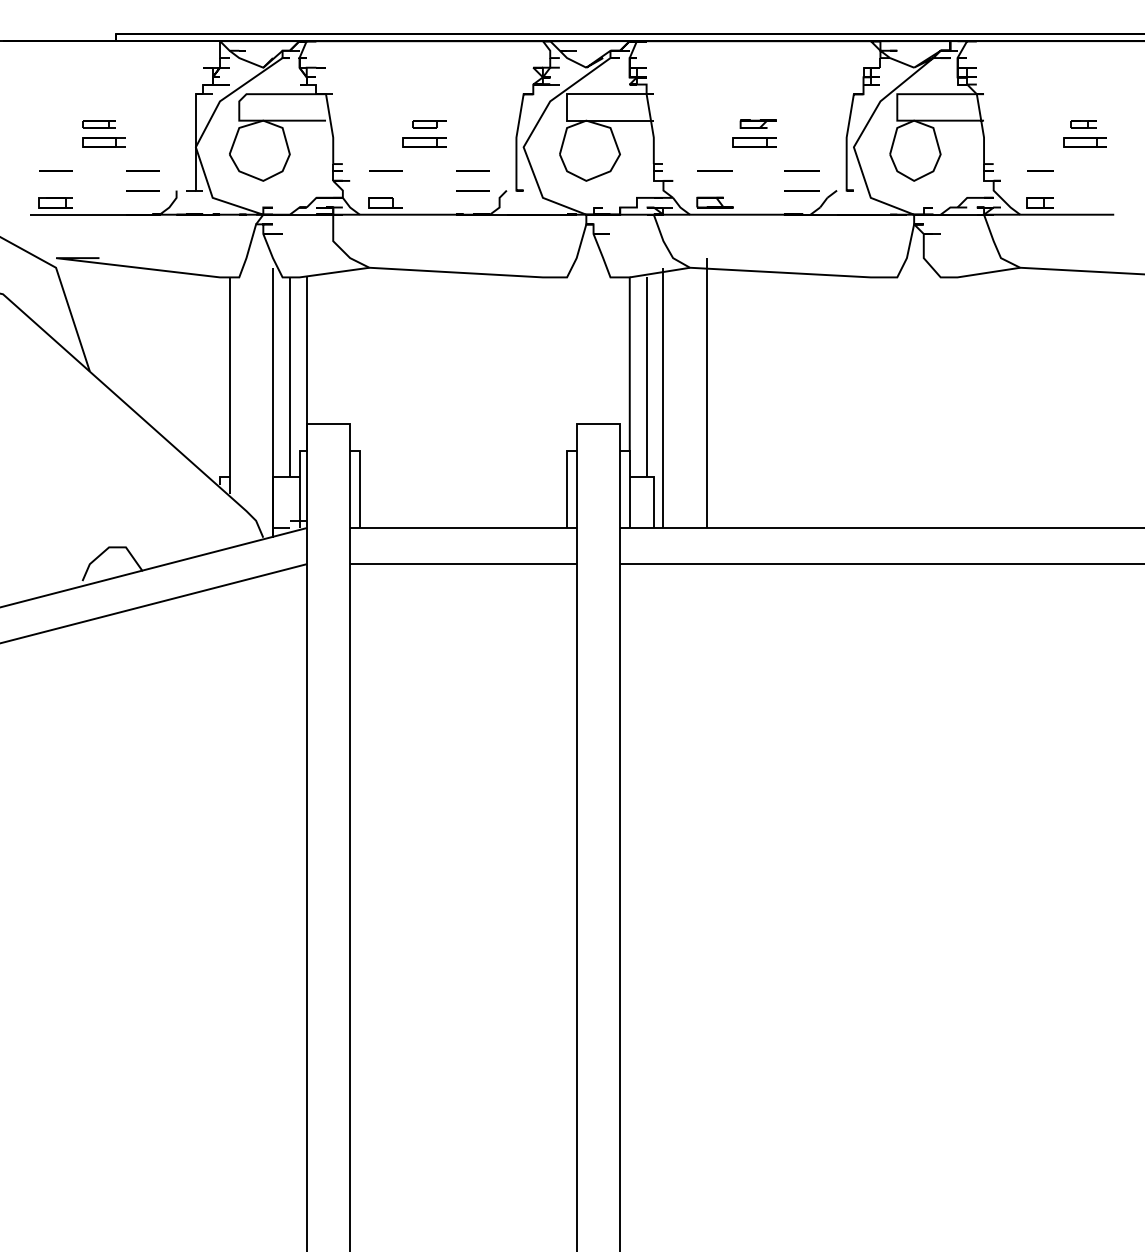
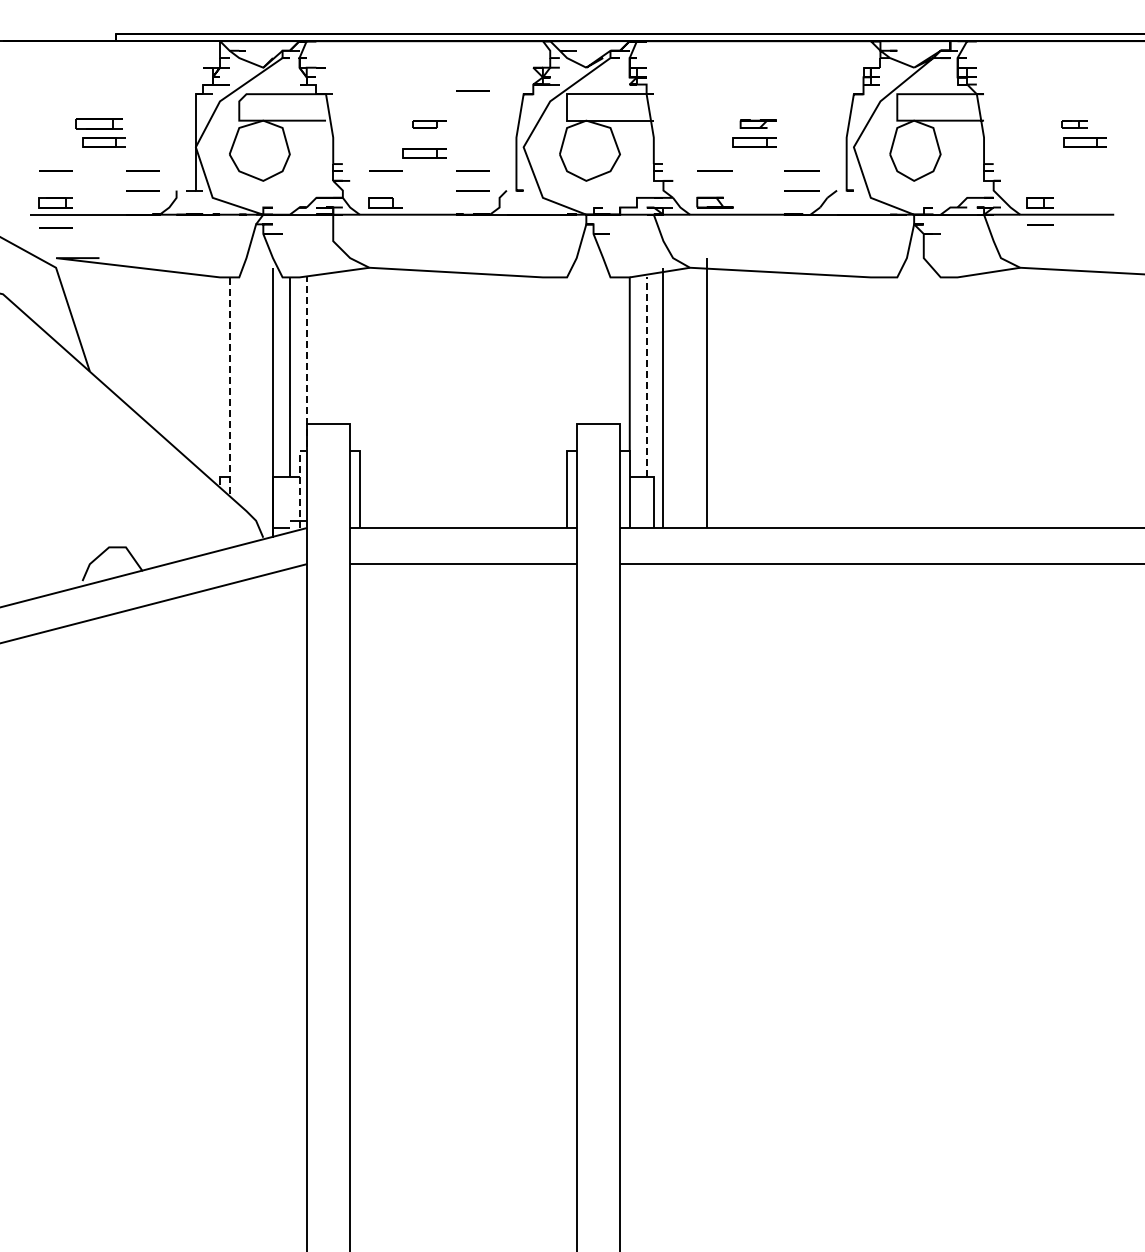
line: none -> present (472, 90)
part size: 34x9 px -> 48x12 px (98, 123)
part position: (1083, 124) -> (1074, 124) (1074, 124)
part position: (424, 142) -> (424, 153) (424, 153)
line position: (1040, 170) -> (1040, 224) (1040, 224)
line: none -> present (55, 227)
line: solid -> dashed (646, 376)
line: solid -> dashed (229, 385)
line: solid -> dashed (306, 408)
